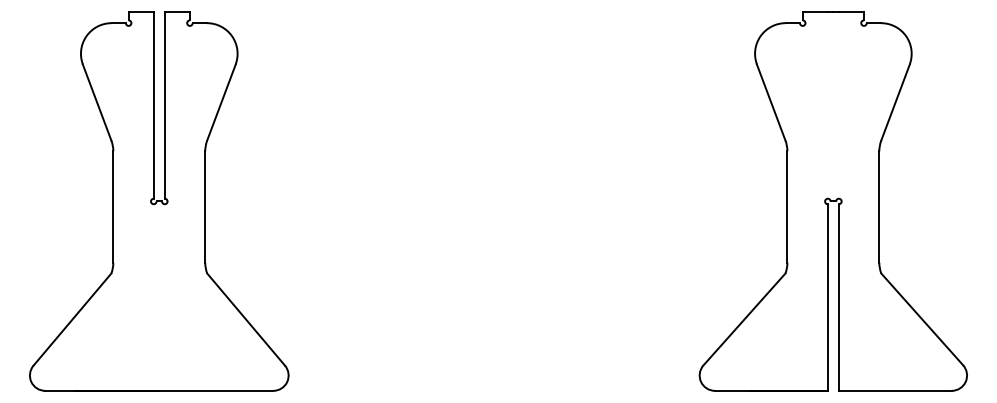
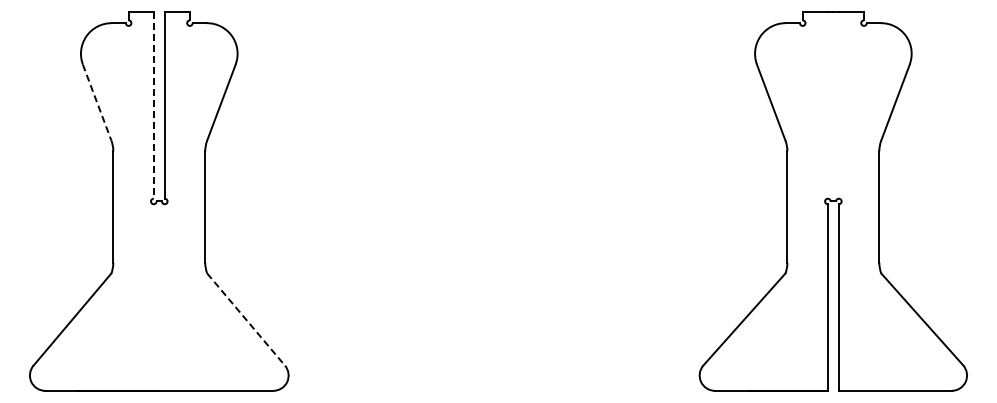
line: solid -> dashed (97, 102)
line: solid -> dashed (153, 105)
line: solid -> dashed (246, 319)
